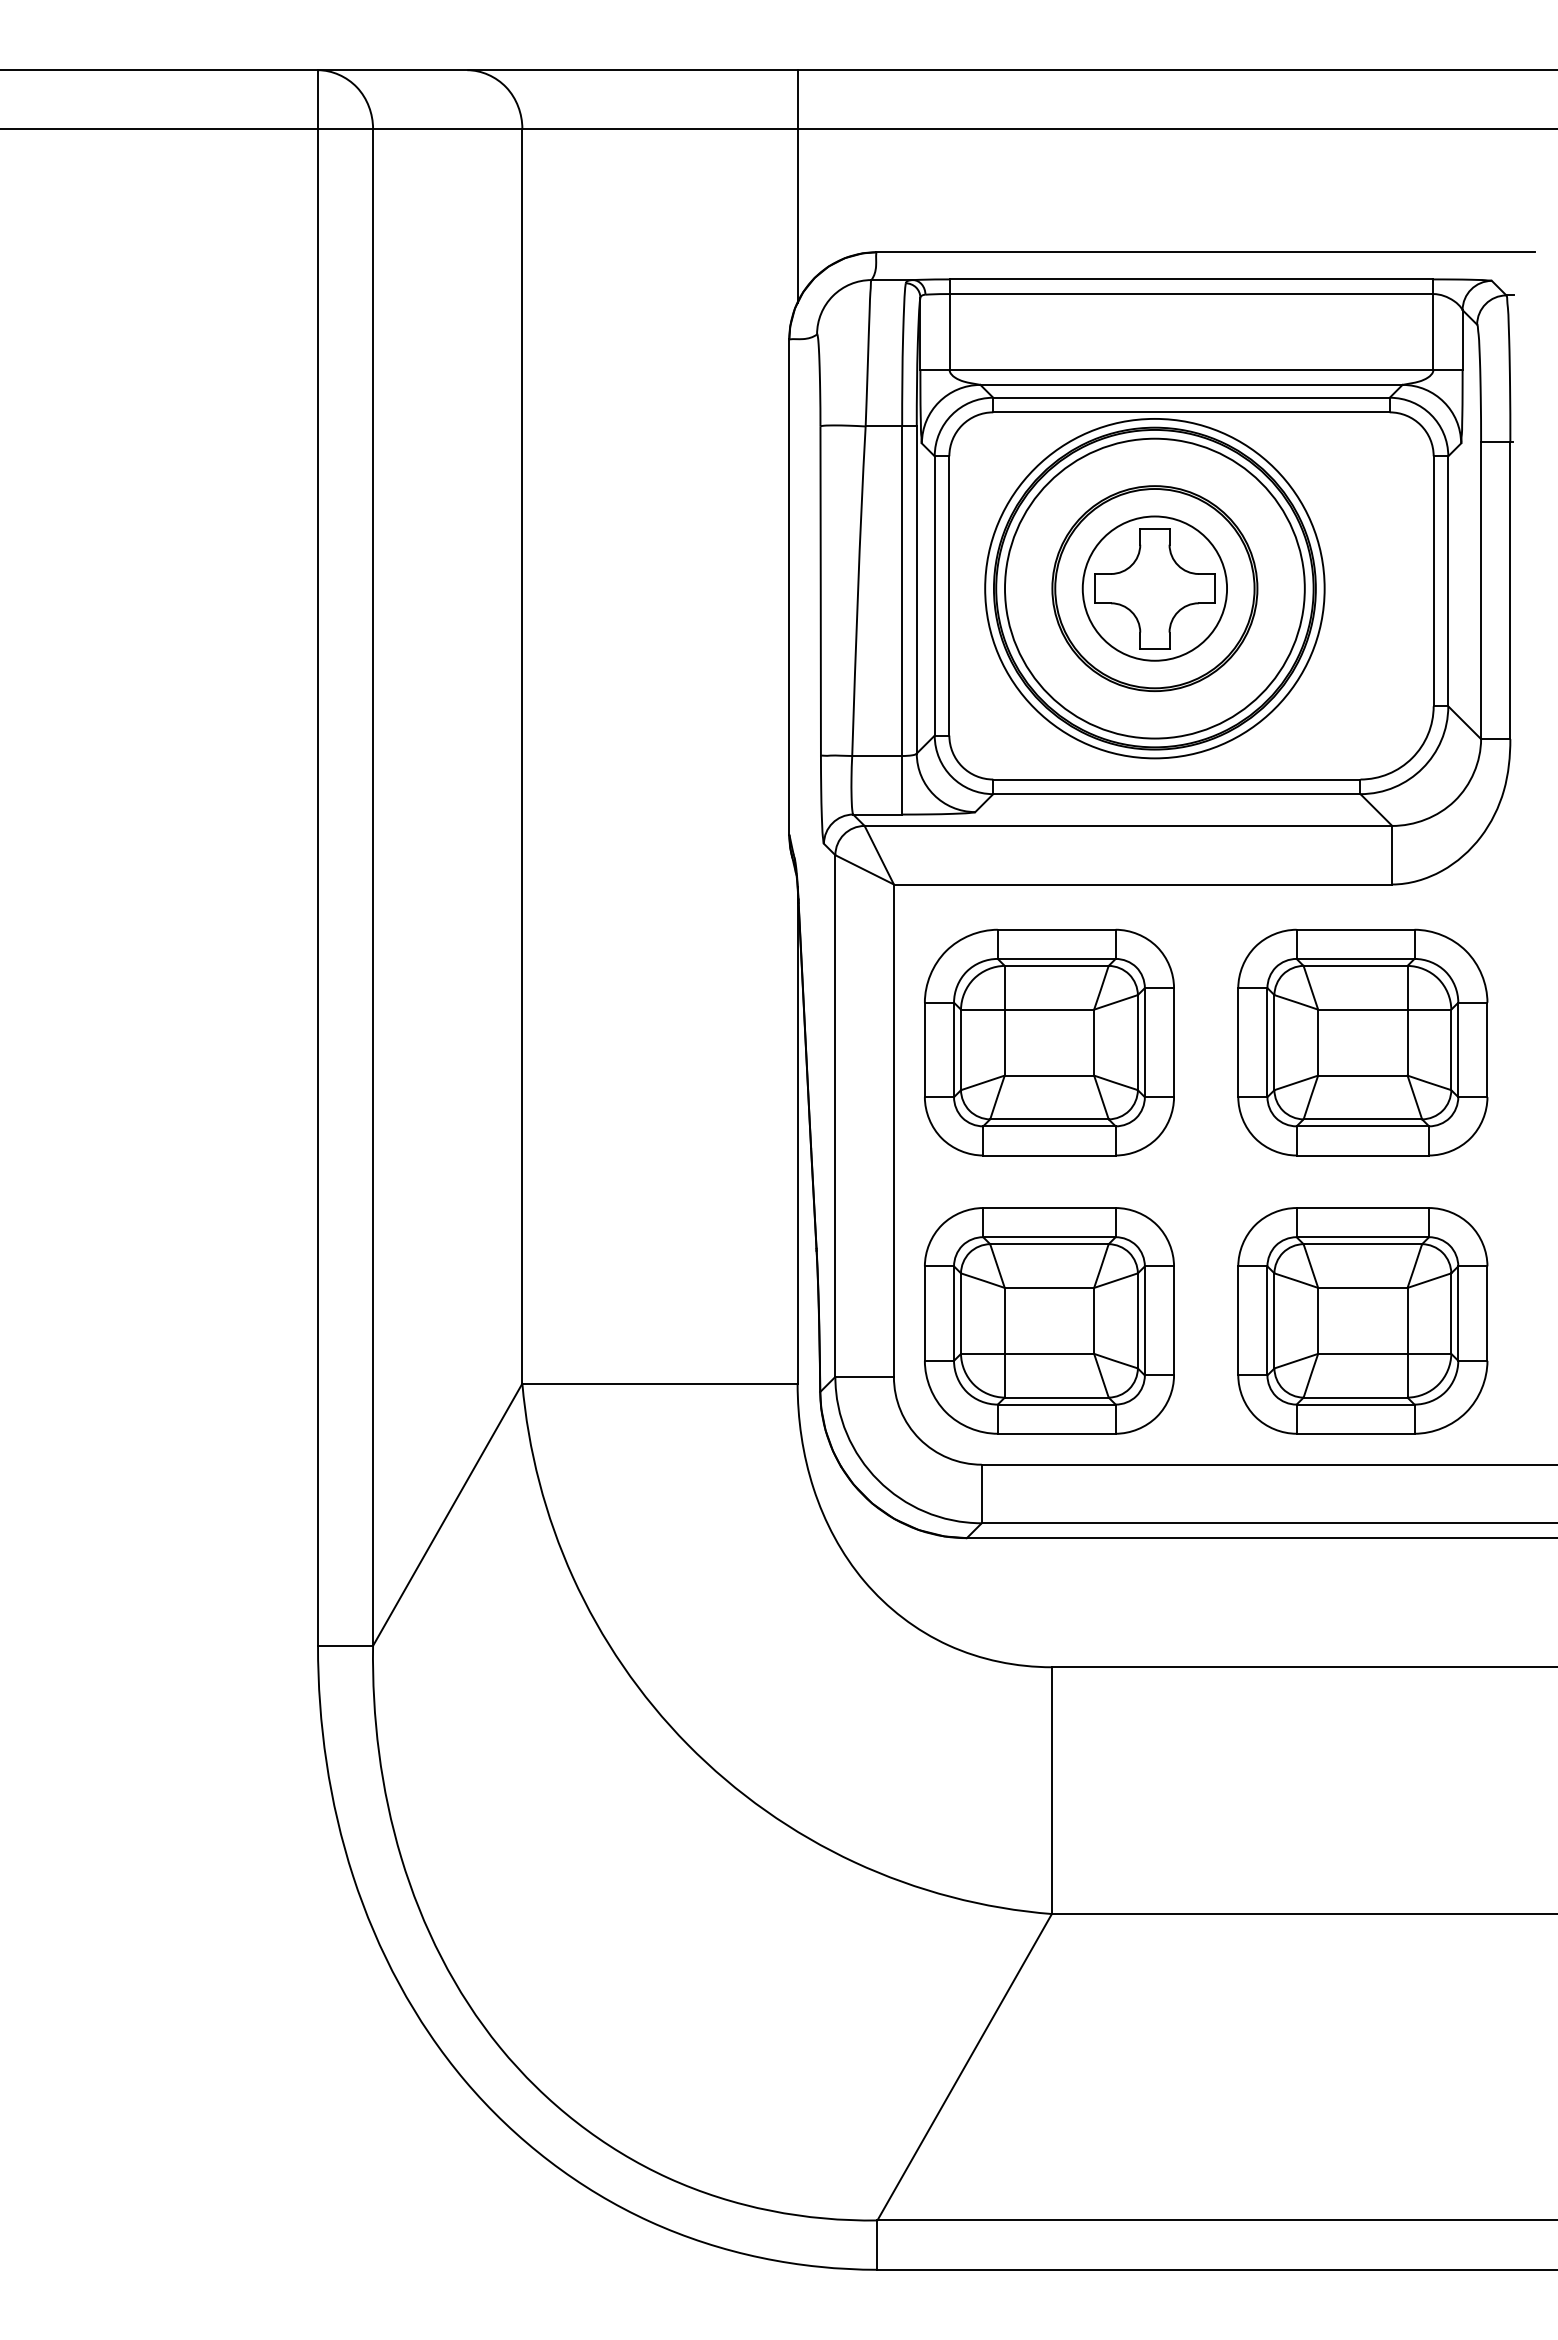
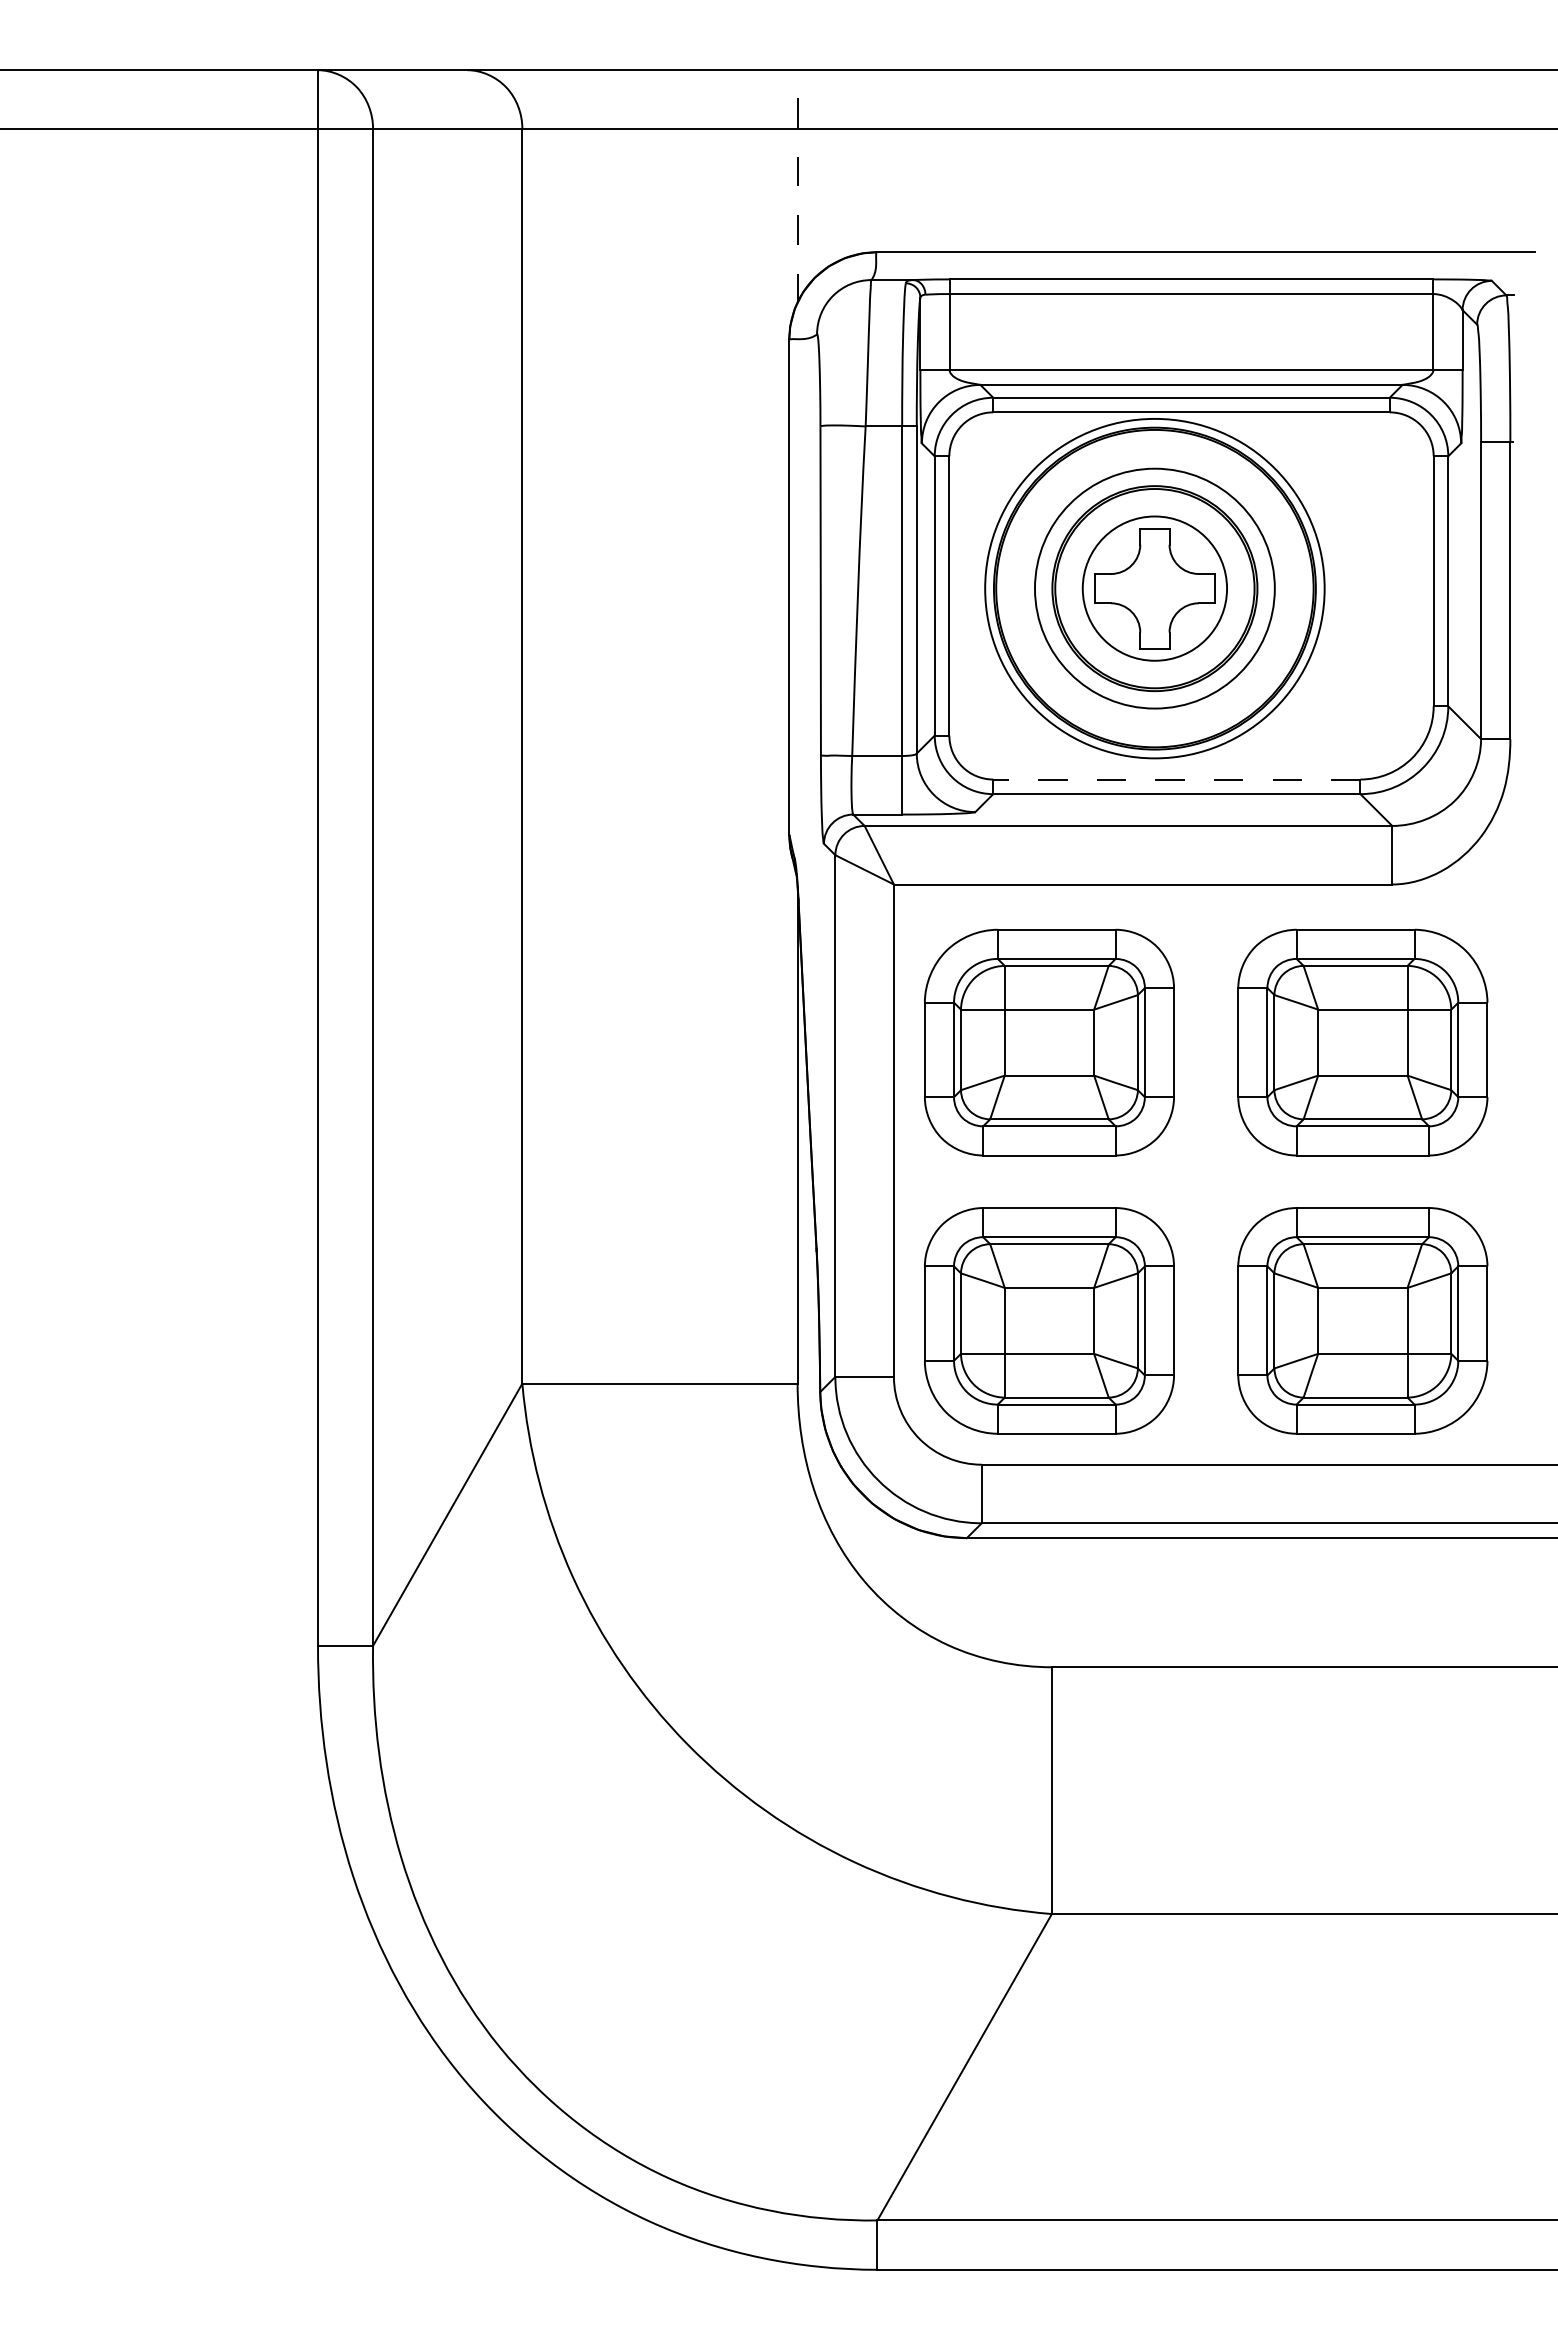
line: solid -> dashed (797, 186)
circle diameter: 300 px -> 240 px (1154, 588)
line: solid -> dashed (1176, 779)
